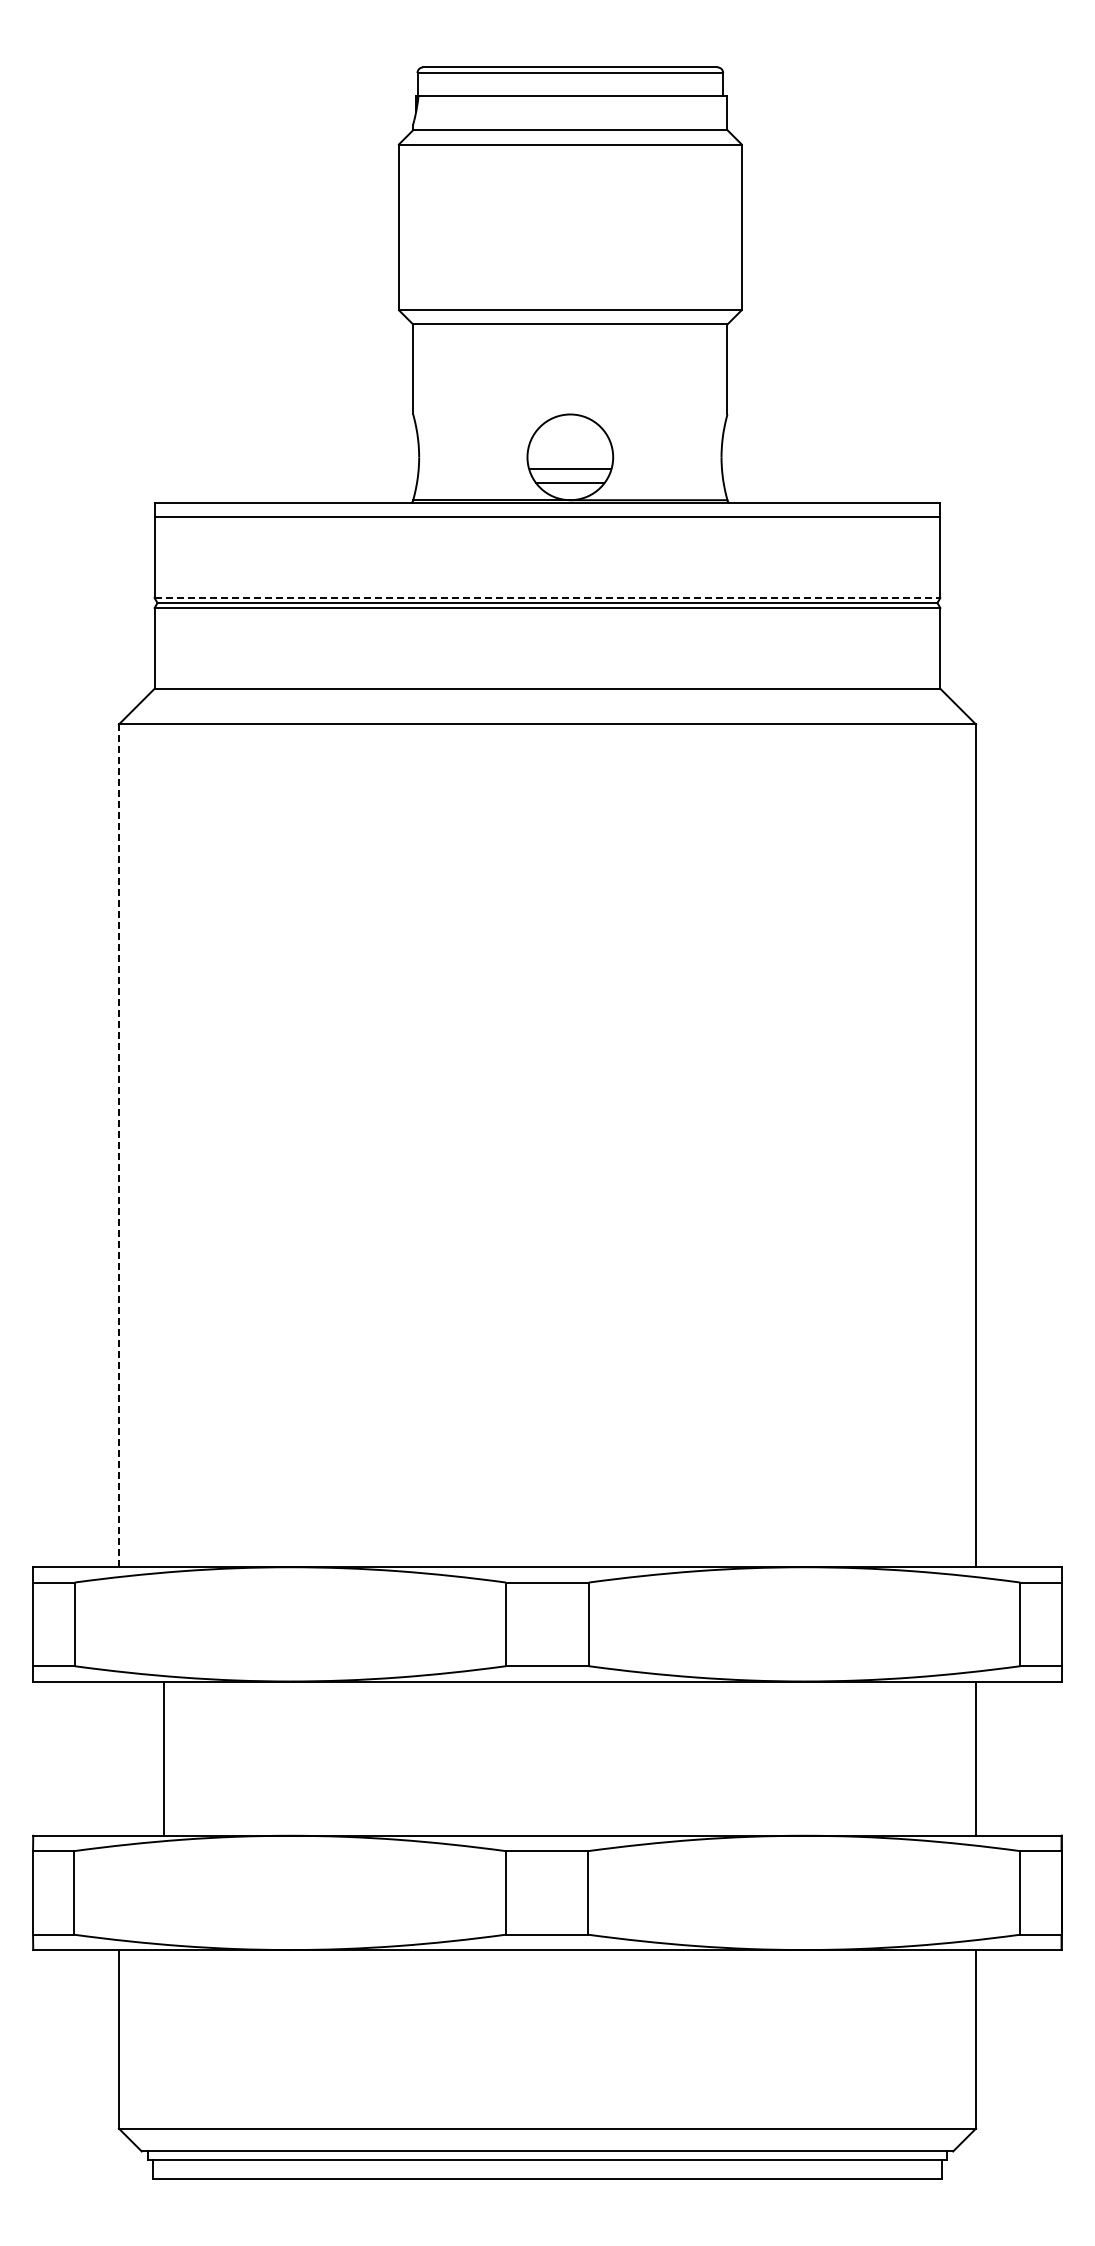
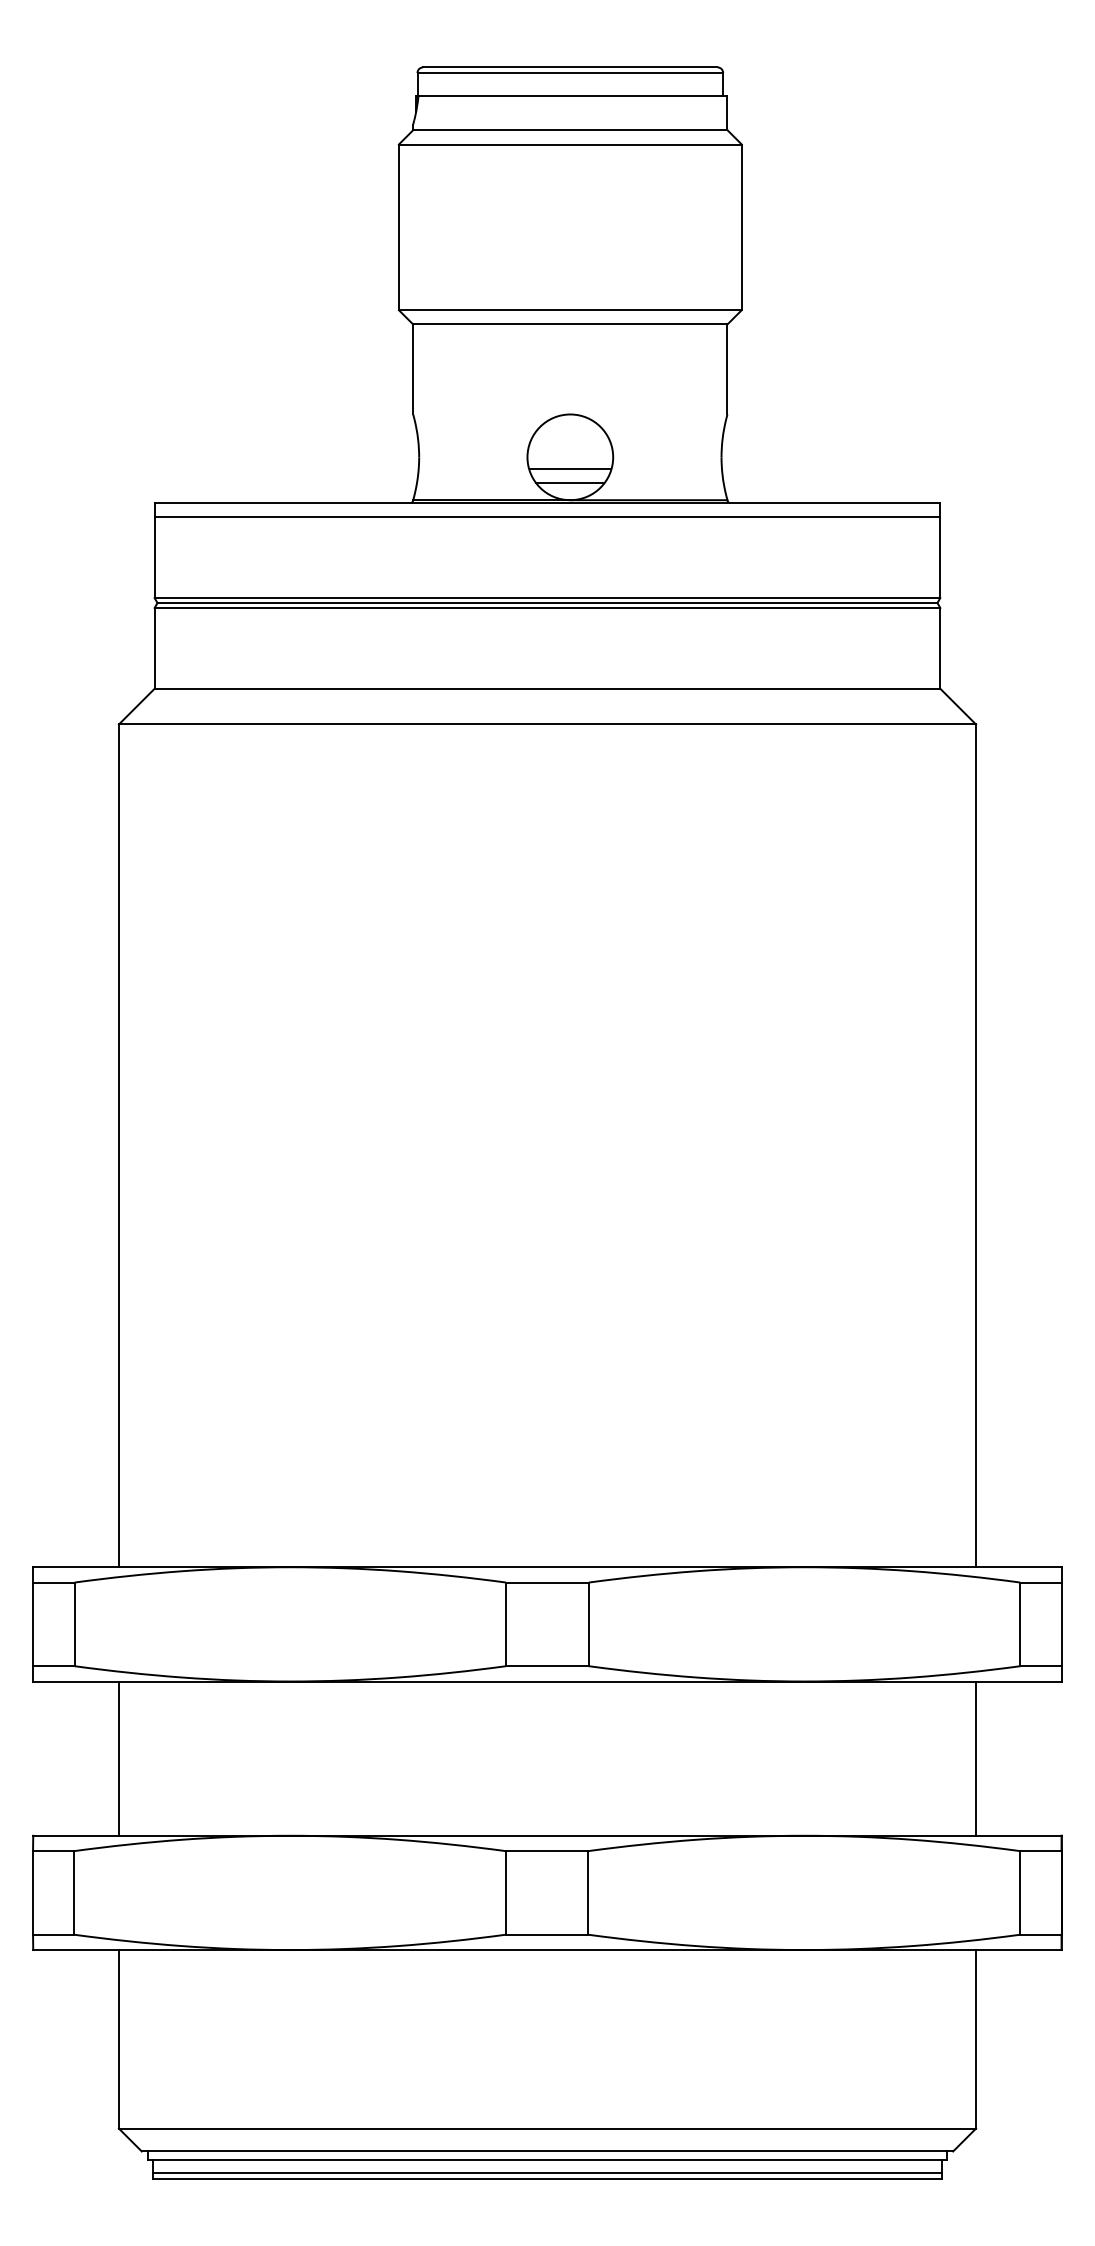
line: dashed -> solid (547, 598)
line: dashed -> solid (118, 1145)
line position: (163, 1758) -> (118, 1758) (118, 1758)
line: none -> present (547, 2172)
